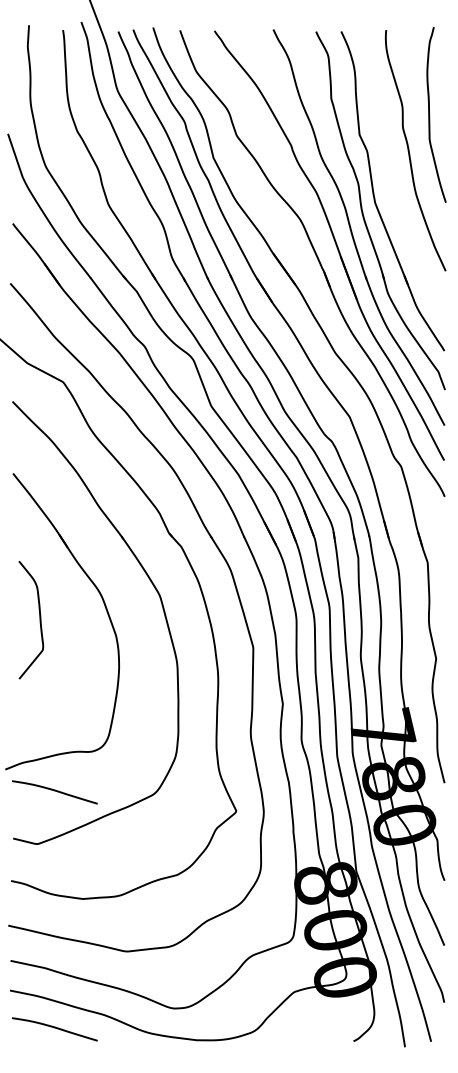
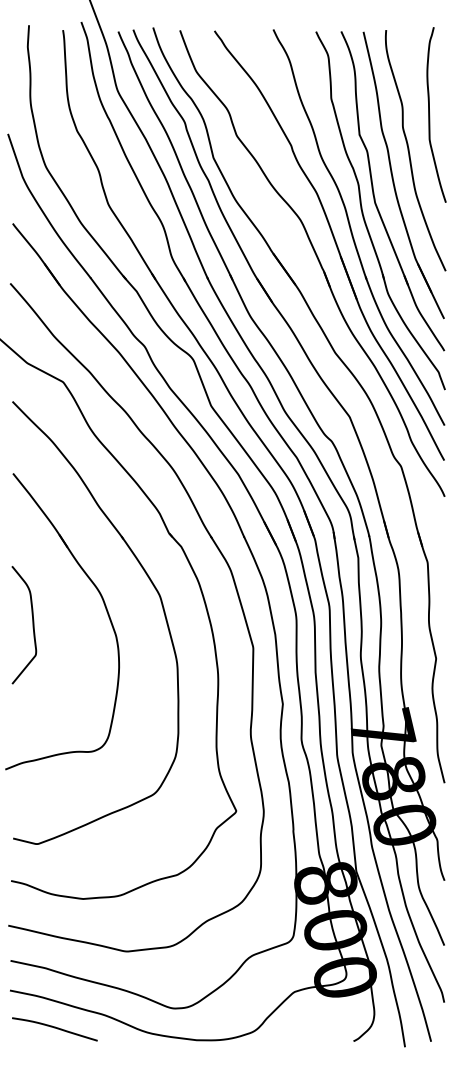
part: none -> present (393, 176)
curve position: (39, 620) -> (32, 625) (32, 625)
curve: present -> none (54, 791)
